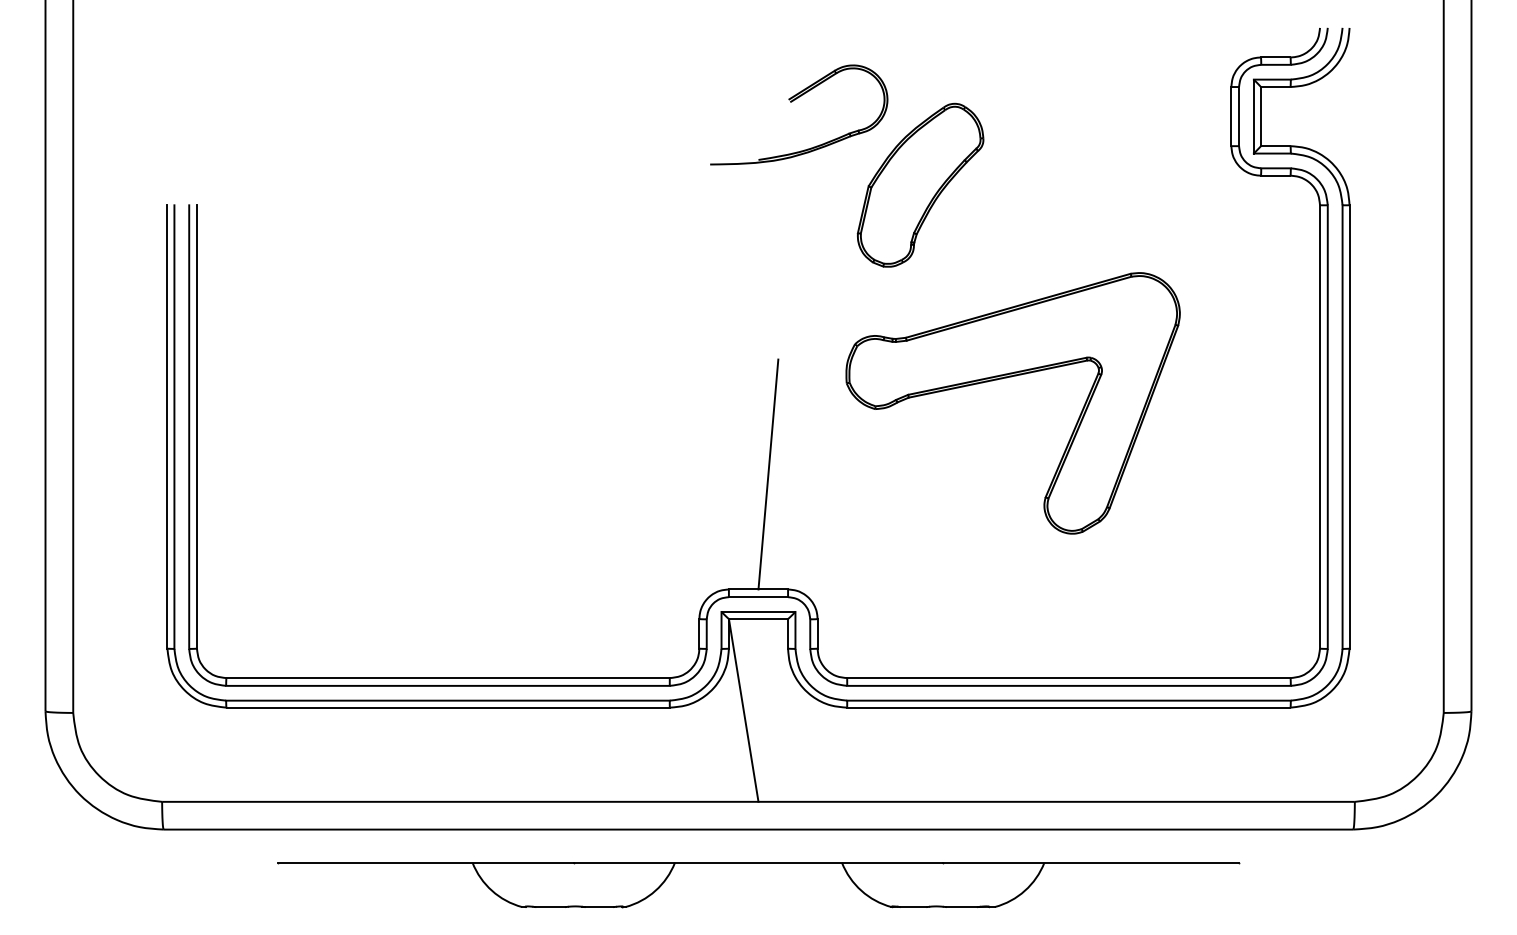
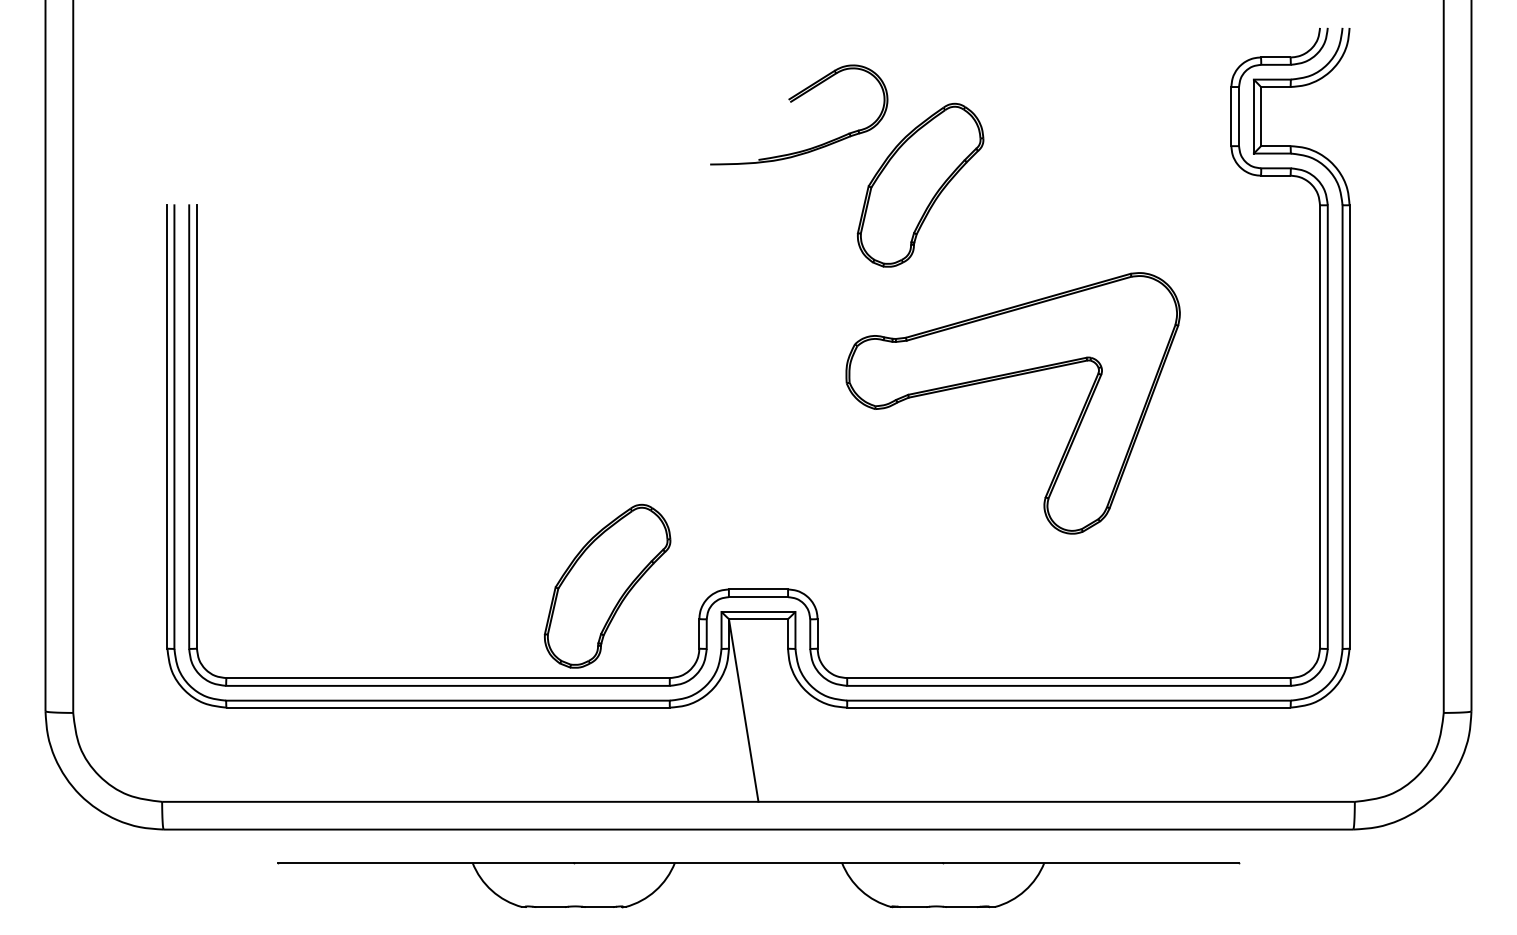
line: present -> none (768, 474)
part: none -> present (607, 585)
